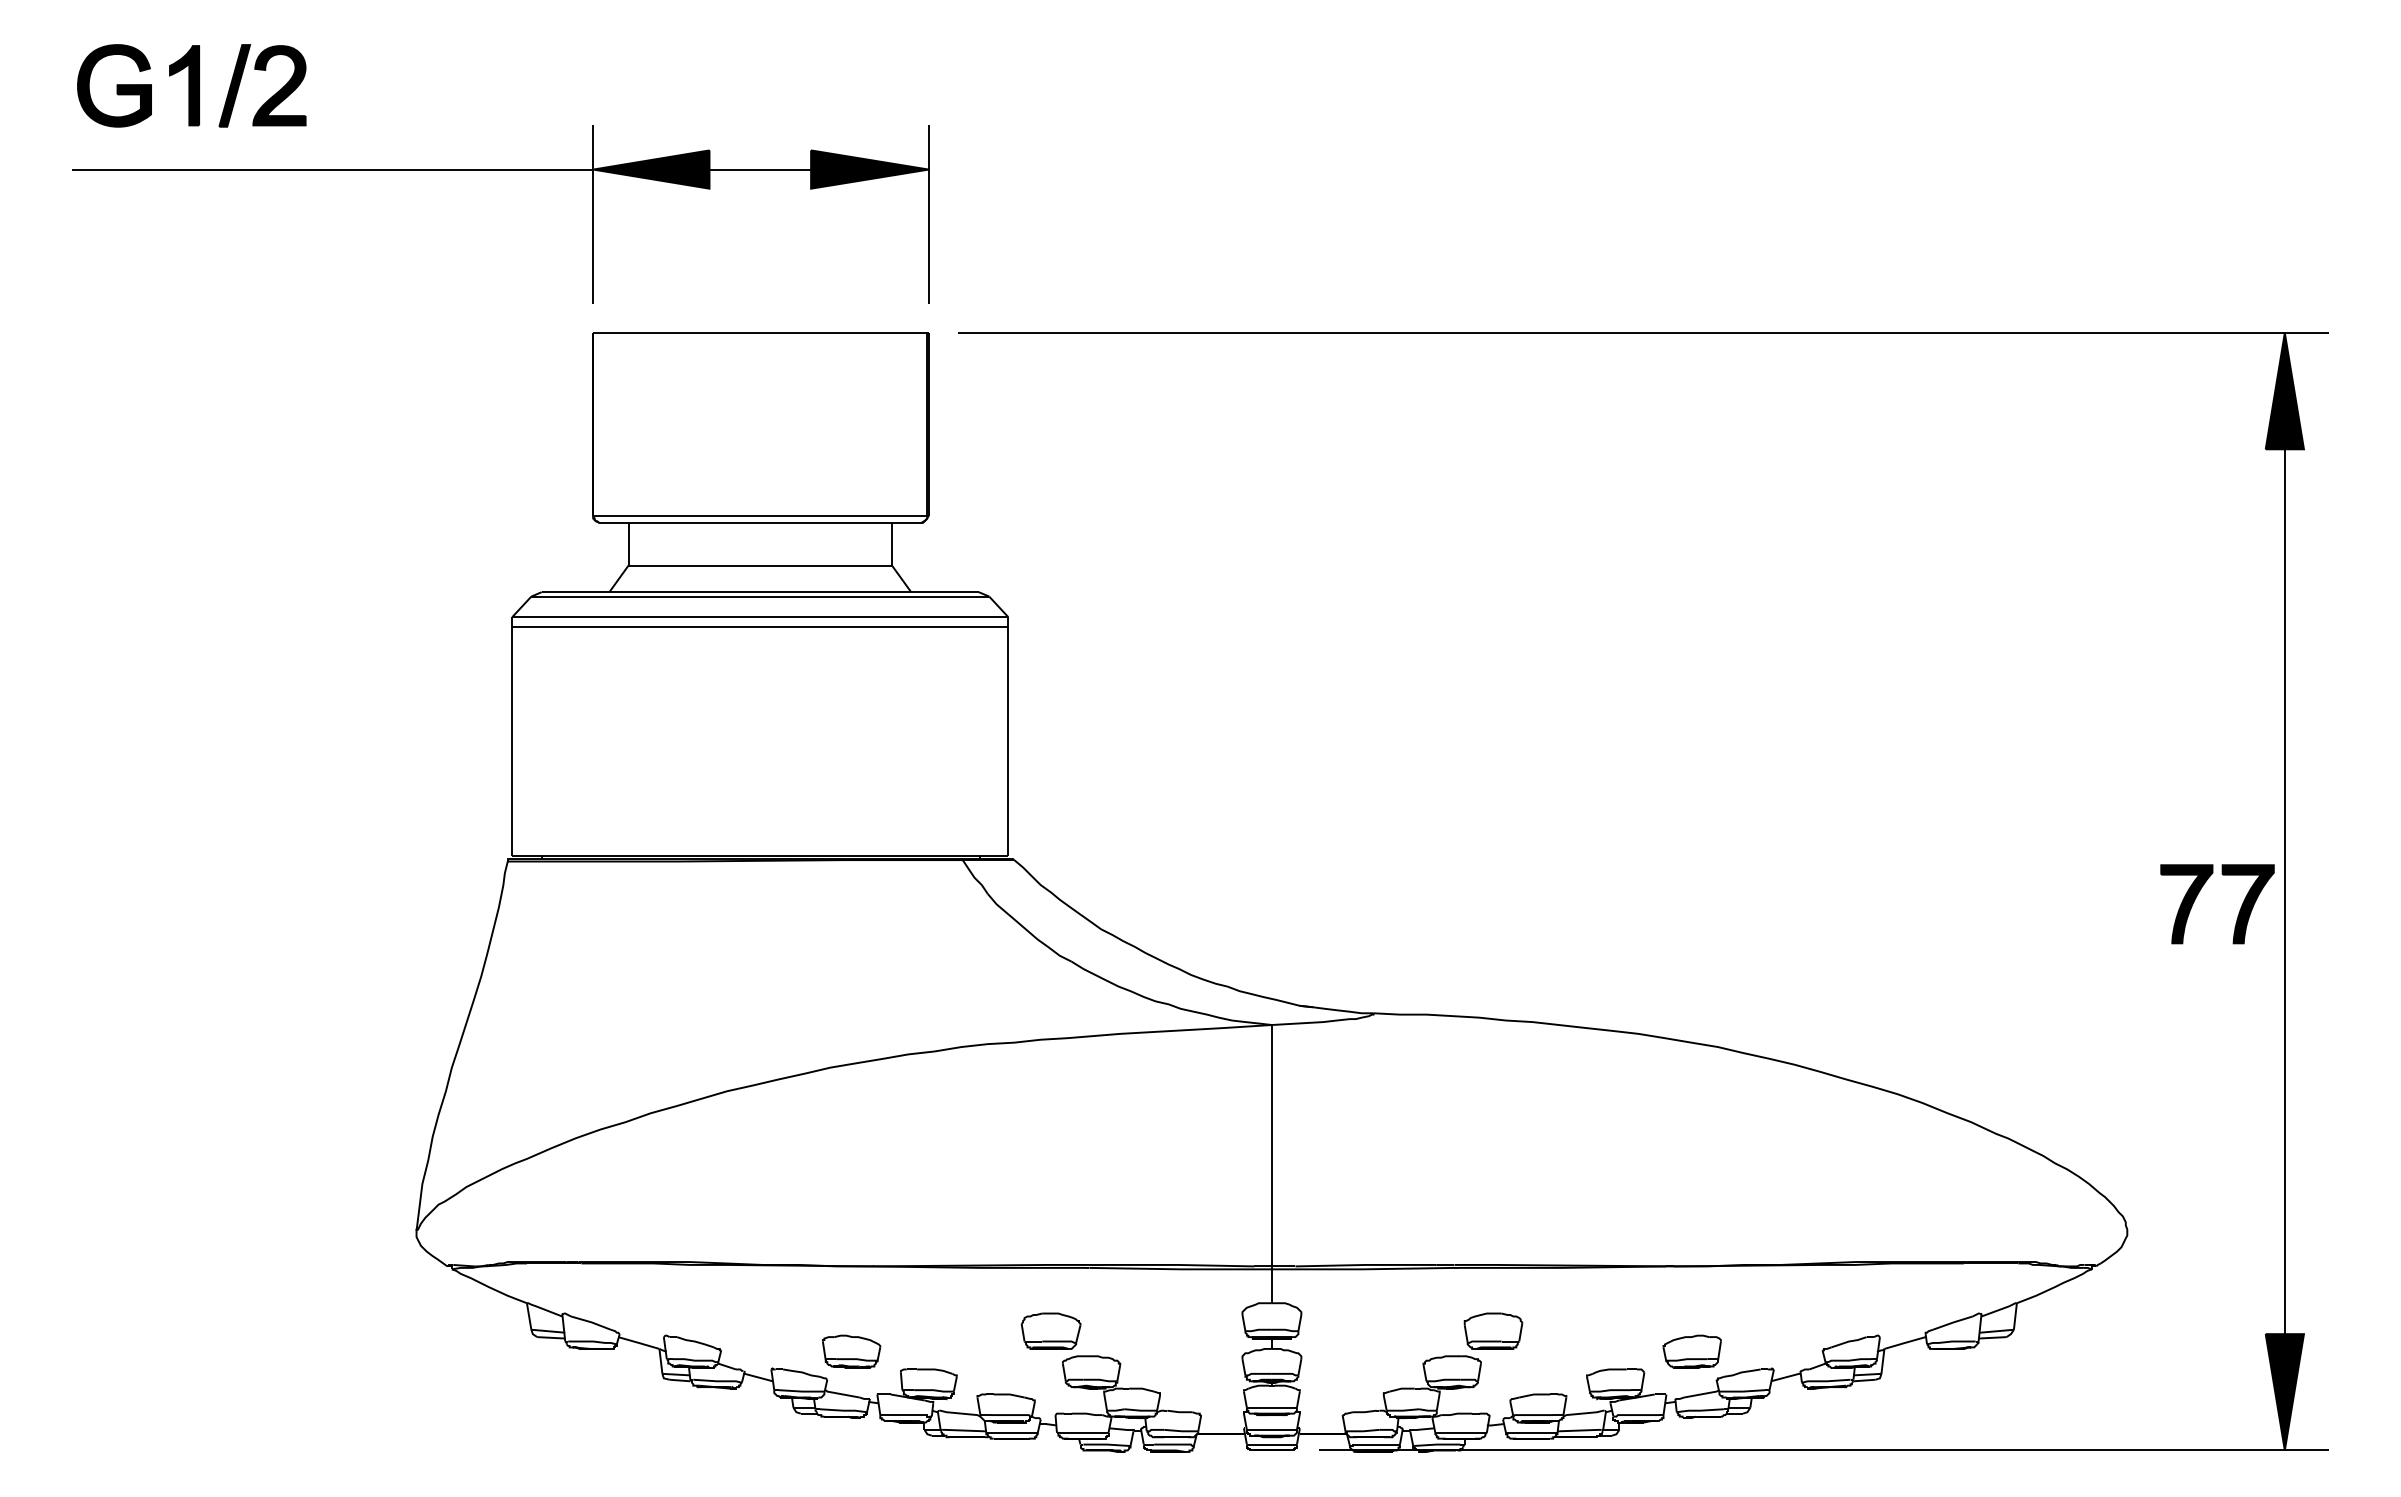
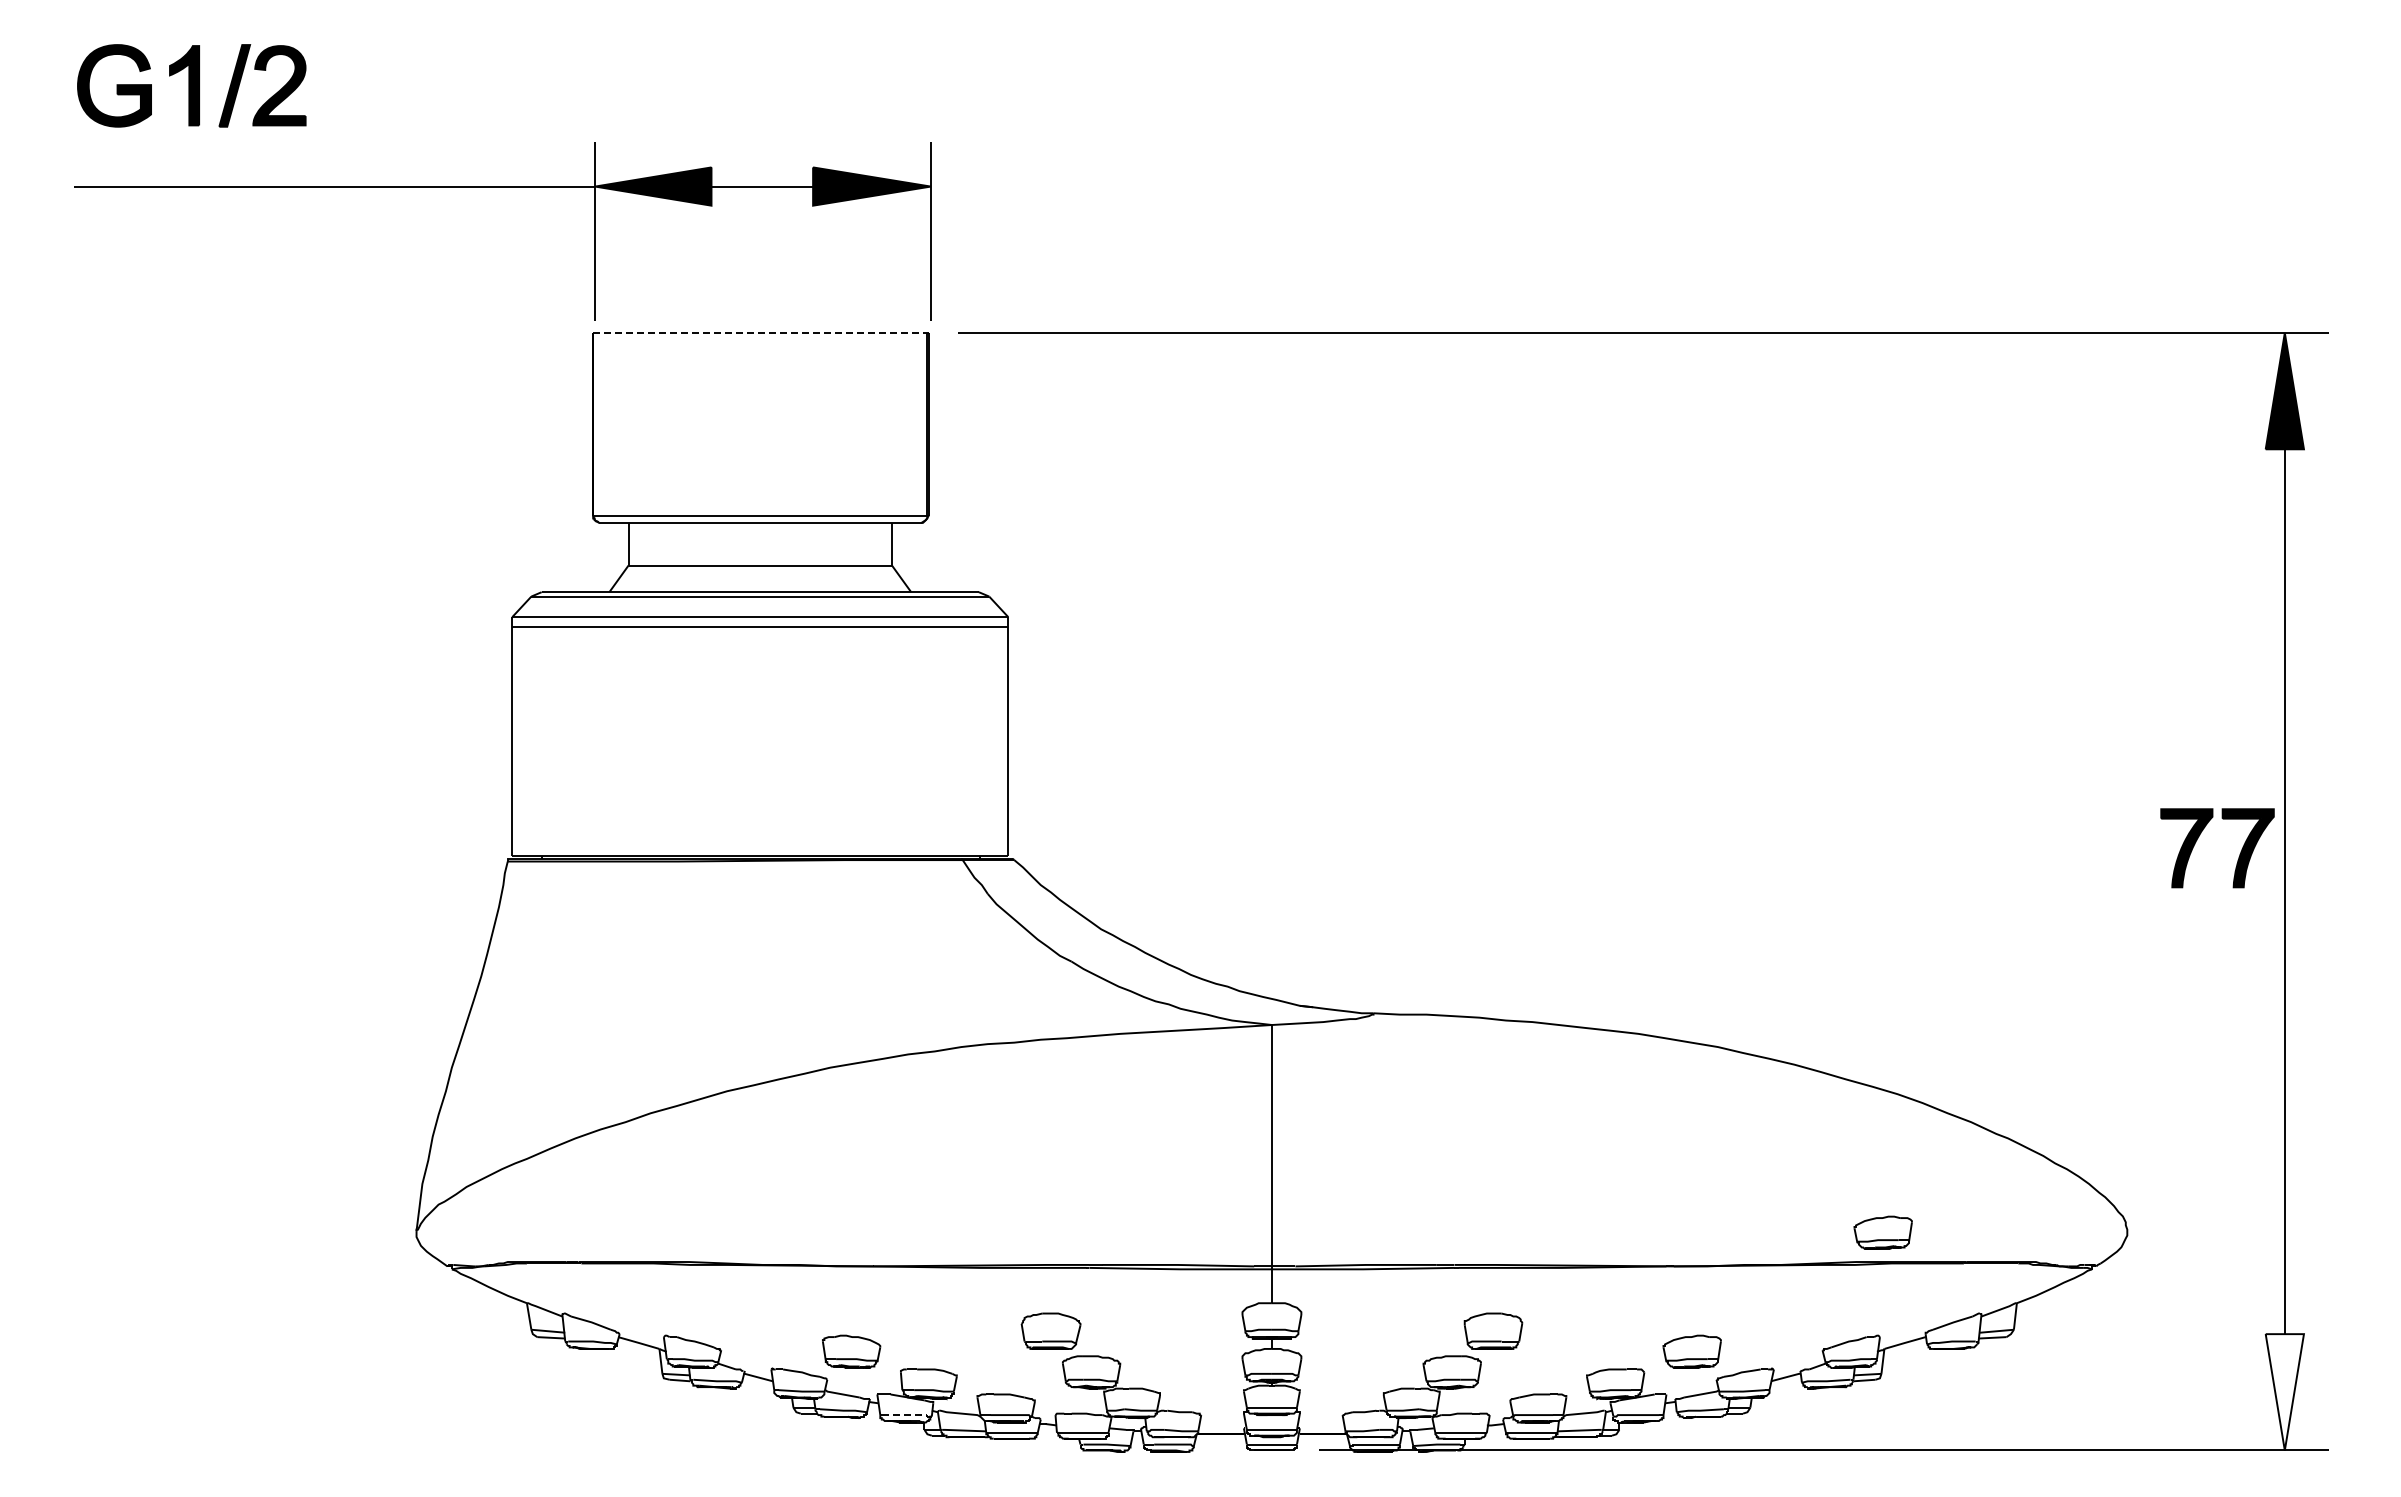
part position: (500, 170) -> (502, 187) (502, 187)
line: solid -> dashed (761, 333)
part position: (2200, 891) -> (2200, 835) (2200, 835)
part: none -> present (1882, 1232)
fill: present -> none (2284, 1392)
line: solid -> dashed (910, 1415)
